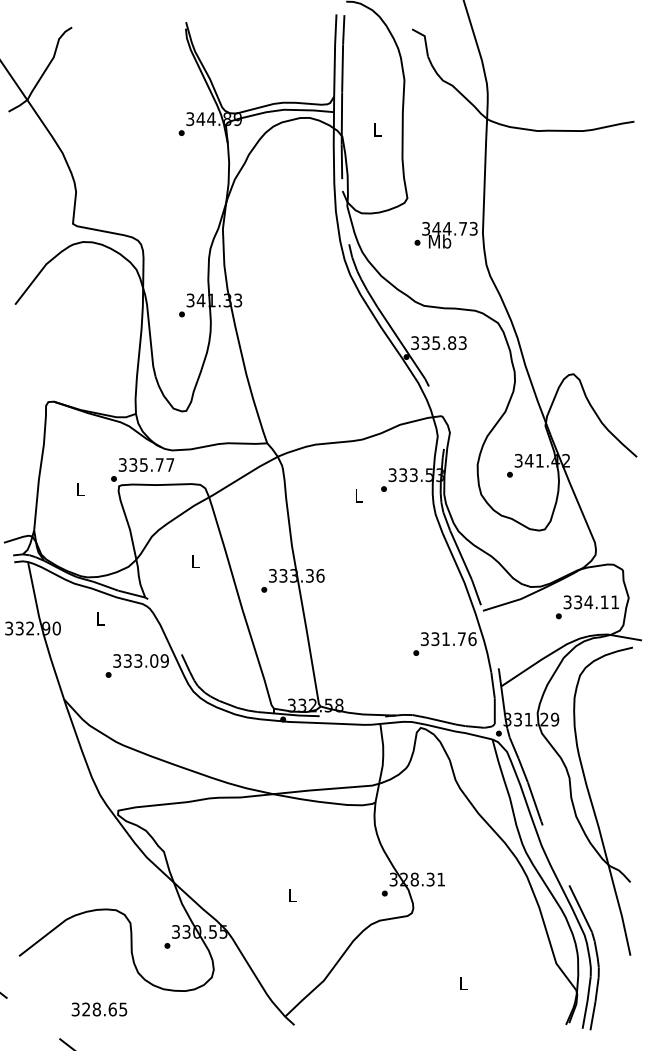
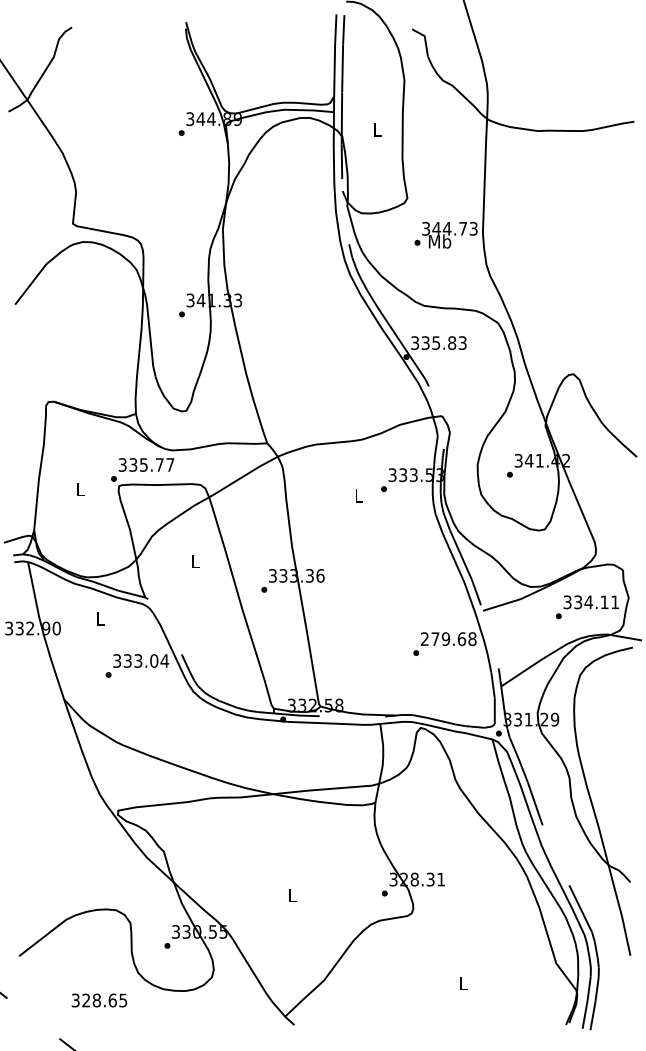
text: 331.76 -> 279.68 (448, 639)
text: 333.09 -> 333.04 (164, 660)
text position: (99, 1009) -> (99, 1000) (99, 1000)
